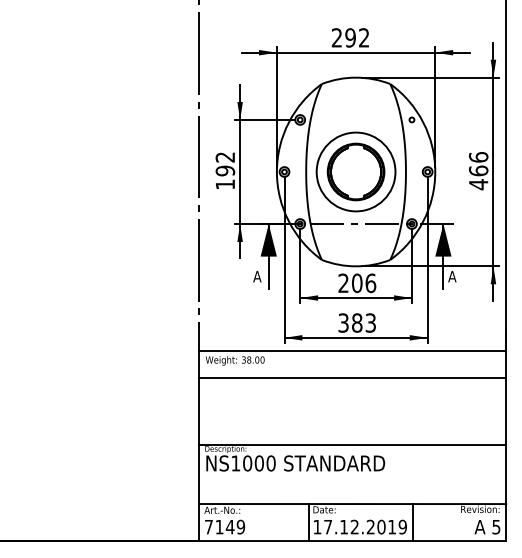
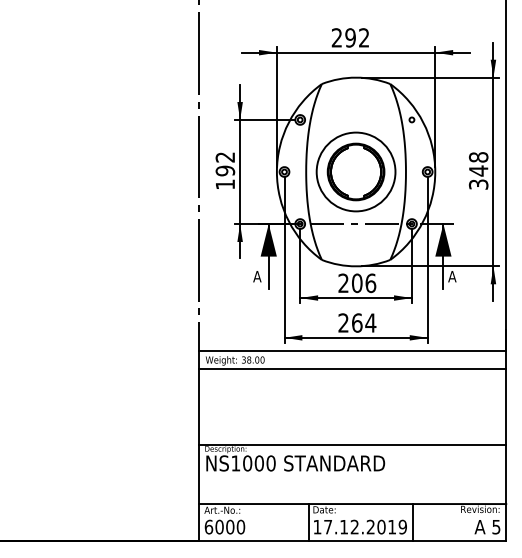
text: 466 -> 348 (478, 171)
text: 383 -> 264 (357, 322)
line position: (352, 377) -> (352, 368) (352, 368)
text: 7149 -> 6000 (224, 526)
